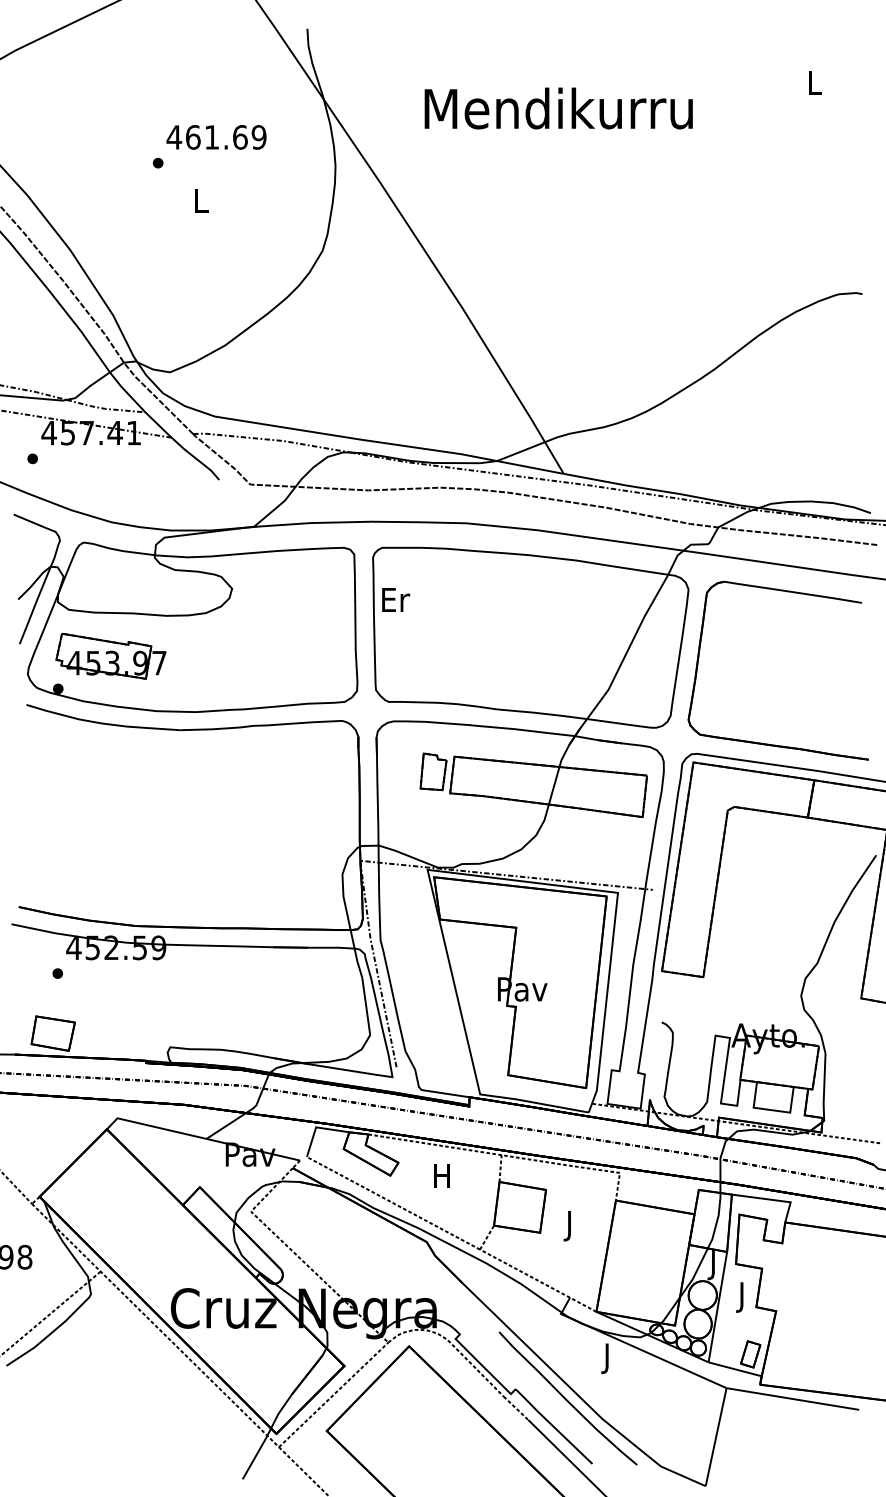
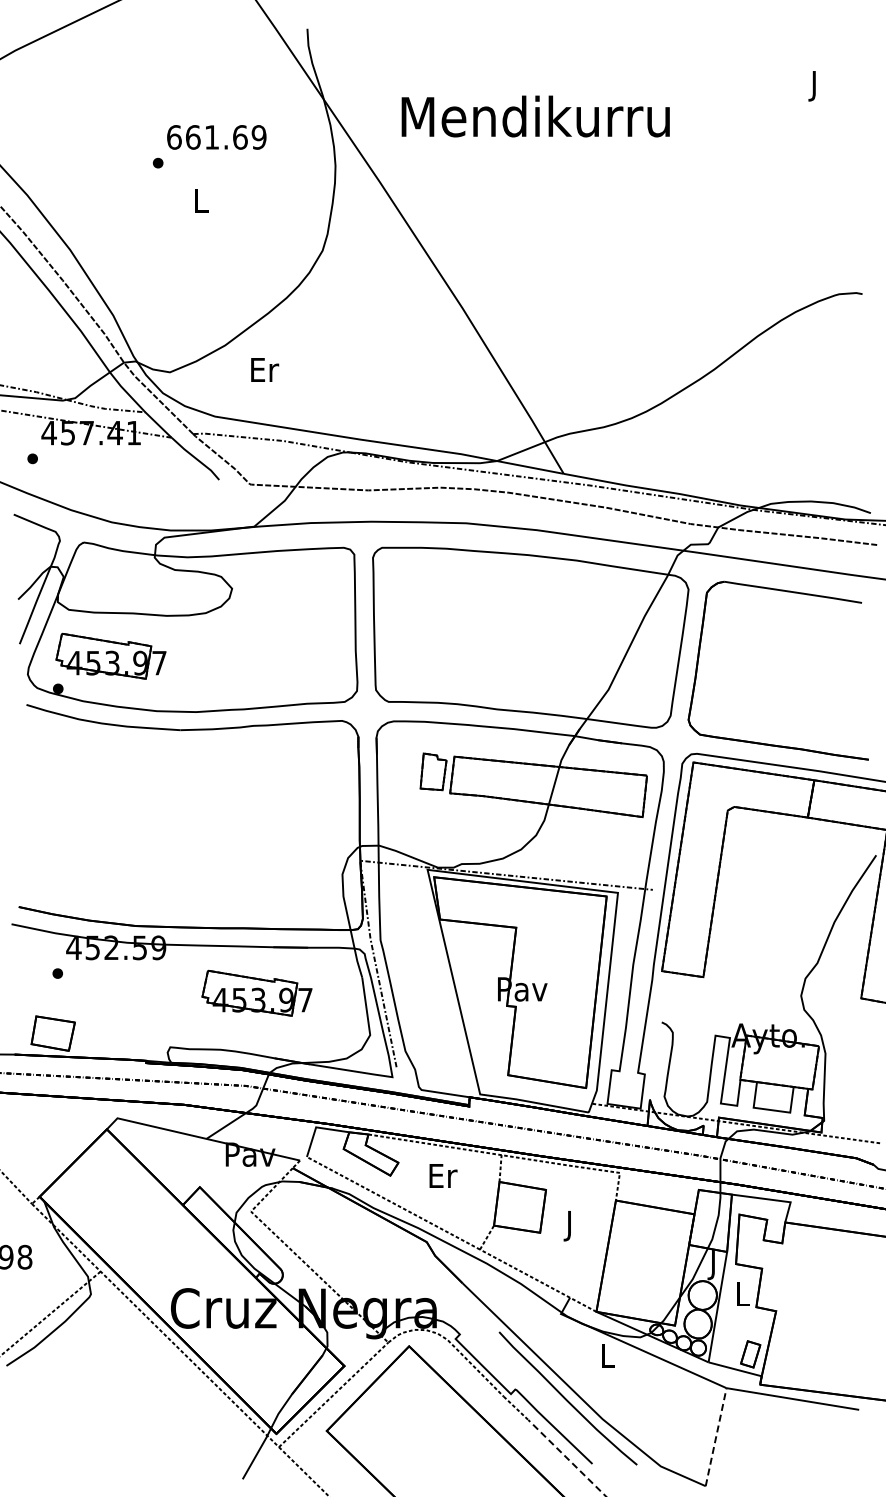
text: L -> J (814, 86)
text position: (558, 108) -> (535, 116) (535, 116)
text: 461.69 -> 661.69 (174, 137)
text position: (396, 599) -> (265, 369) (265, 369)
part: none -> present (256, 992)
text: H -> Er (443, 1175)
text: J -> L (742, 1297)
text: J -> L (607, 1358)
line: solid -> dashed (716, 1436)
line: solid -> dashed (567, 1458)
